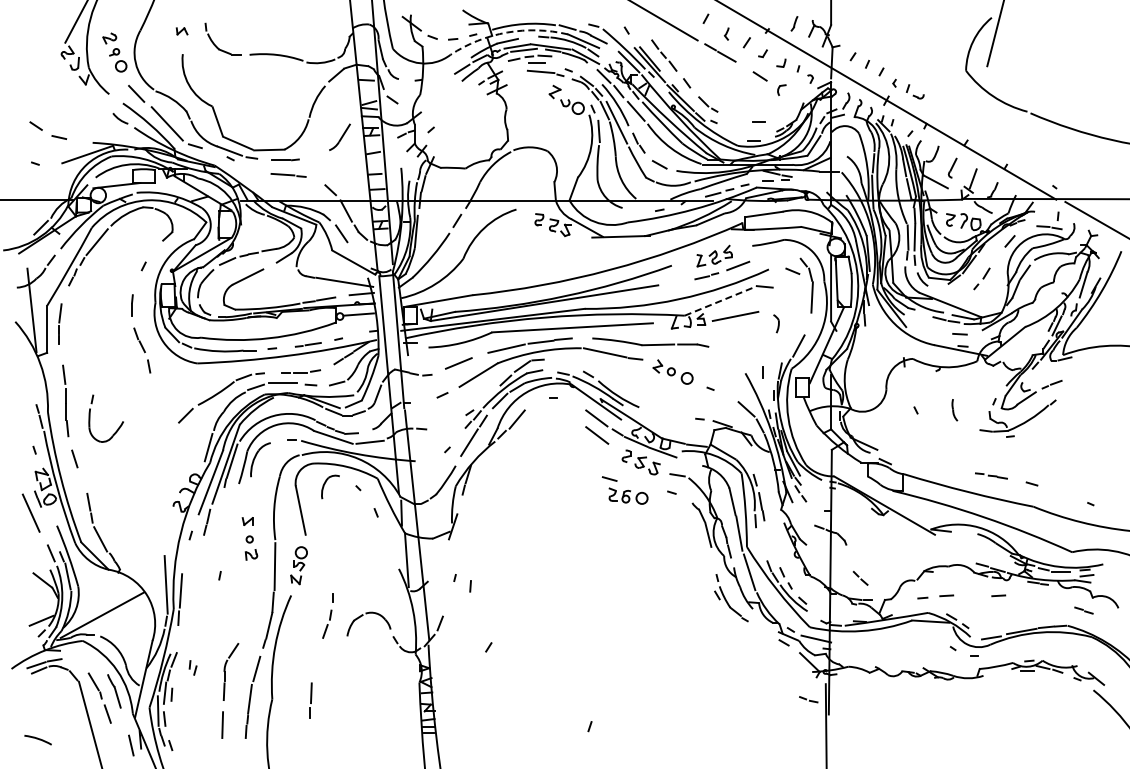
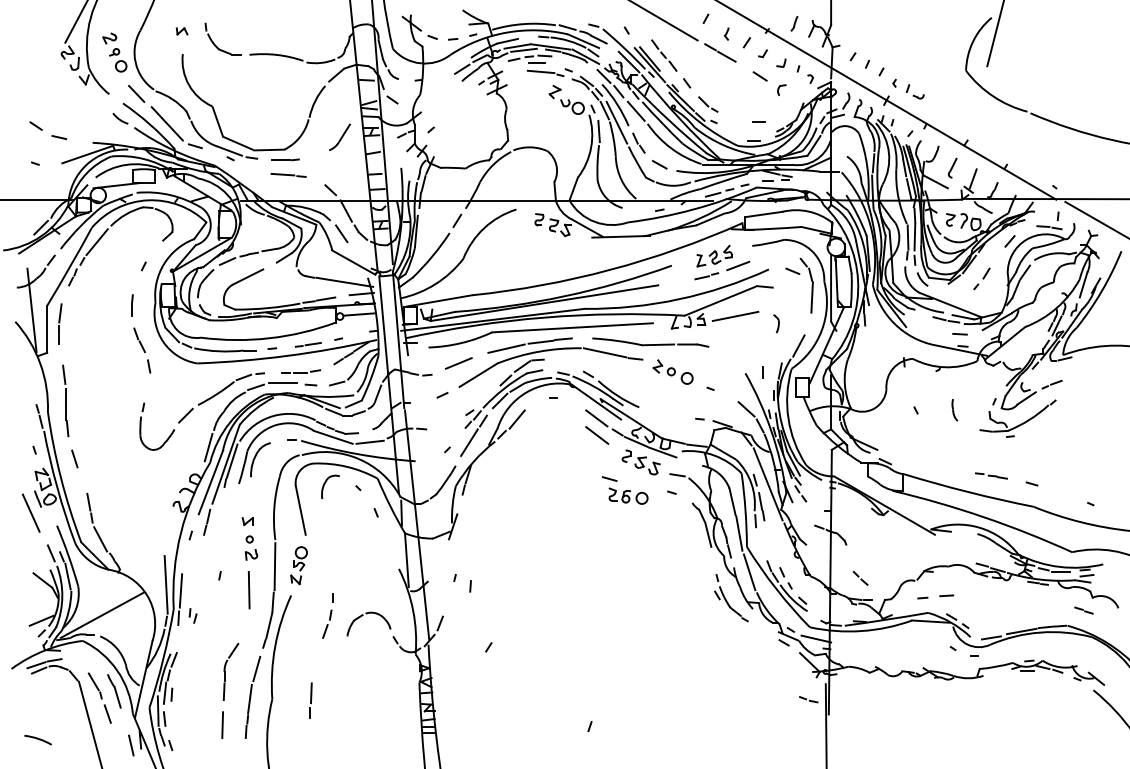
arc: dashed -> solid (507, 32)
line: dashed -> solid (720, 301)
part position: (90, 418) -> (141, 426) (141, 426)
line: none -> present (767, 484)
line: none -> present (248, 589)
line: present -> none (998, 595)
part position: (192, 667) -> (192, 615) (192, 615)
